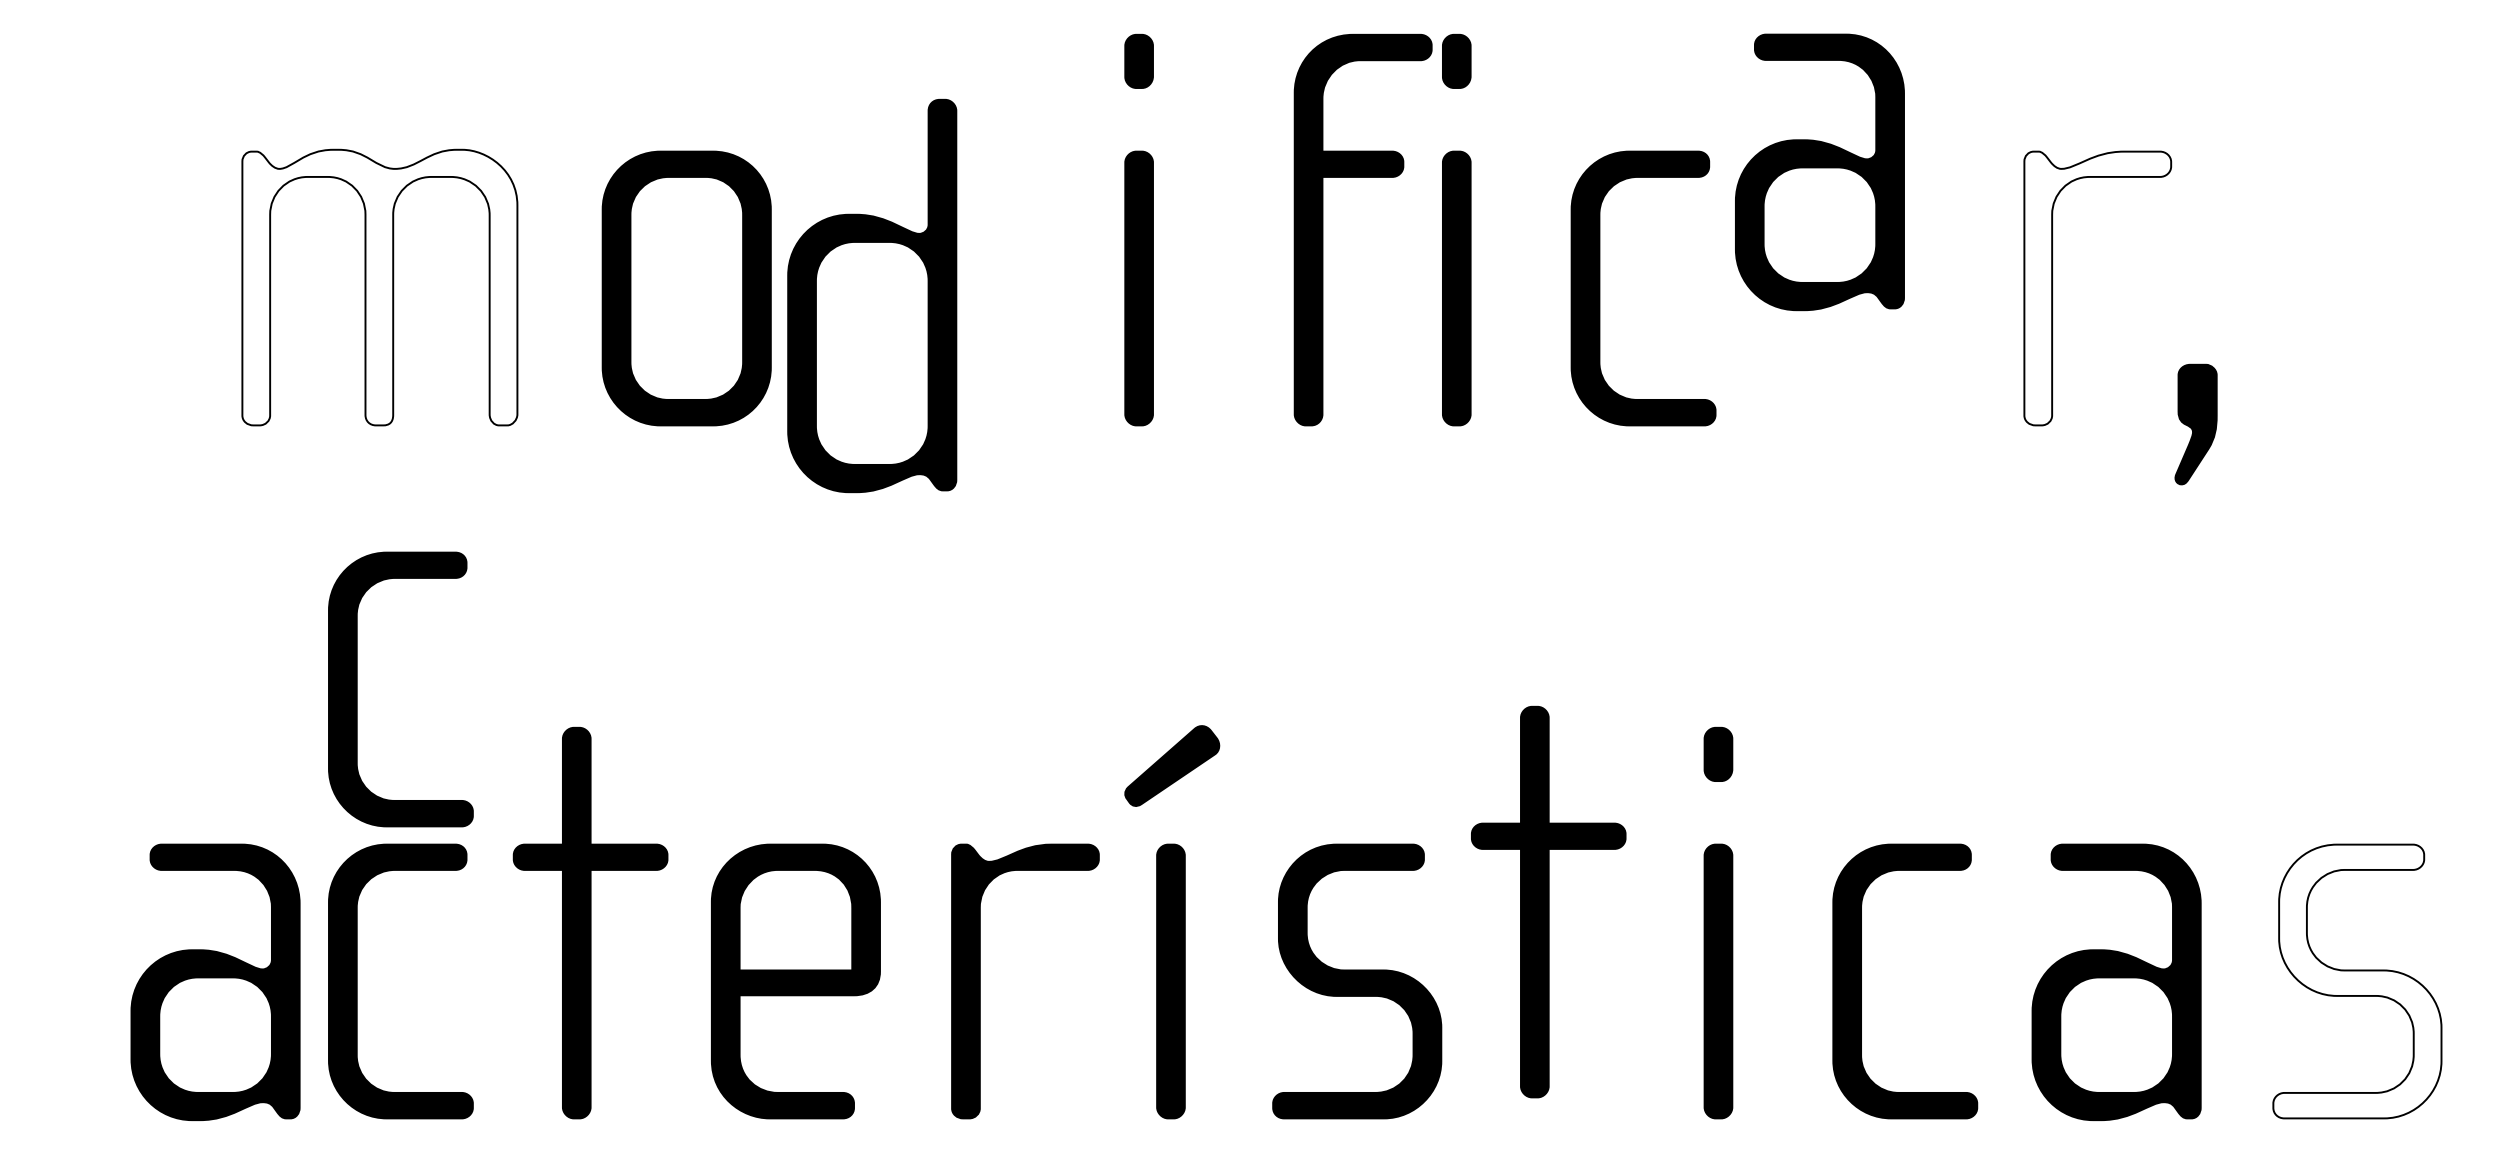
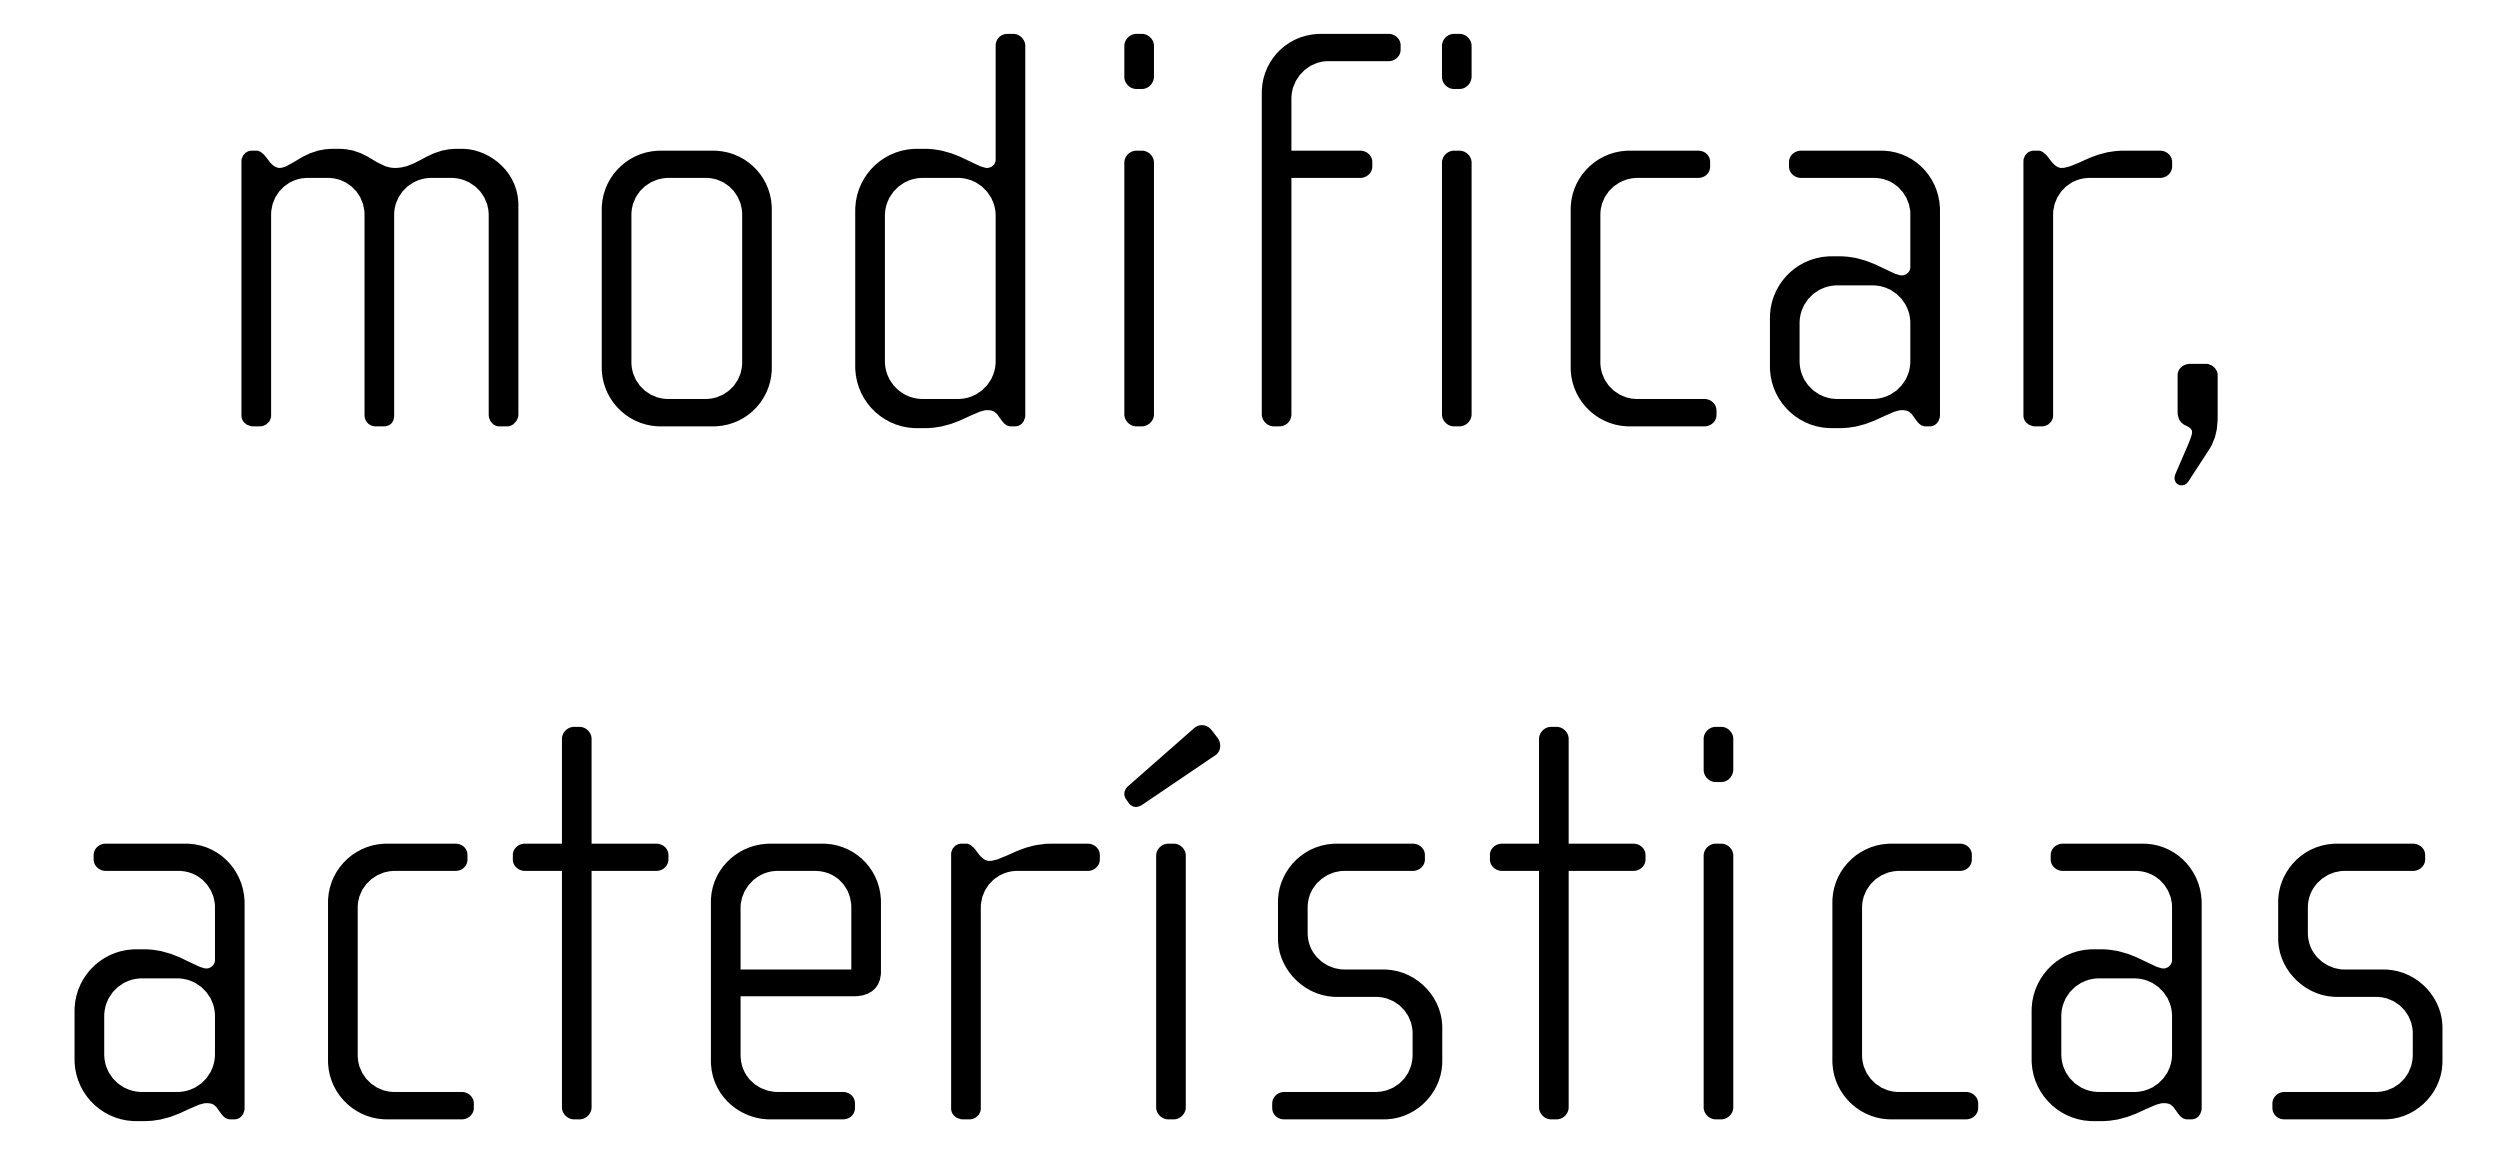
part position: (1819, 172) -> (1854, 289) (1854, 289)
part position: (1323, 229) -> (1291, 229) (1291, 229)
fill: none -> present (379, 287)
fill: none -> present (2097, 288)
part position: (872, 295) -> (940, 230) (940, 230)
part: present -> none (357, 689)
part position: (1548, 901) -> (1567, 922) (1567, 922)
part position: (215, 981) -> (159, 981) (159, 981)
fill: none -> present (2357, 981)
